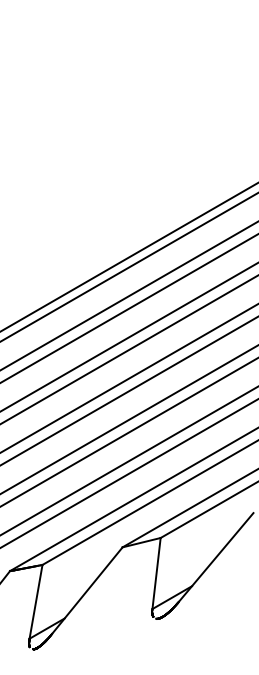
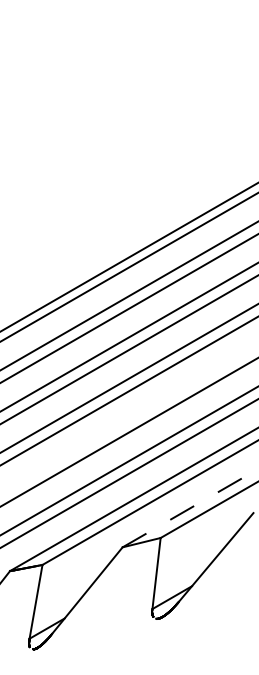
line: present -> none (128, 419)
line: solid -> dashed (190, 507)
